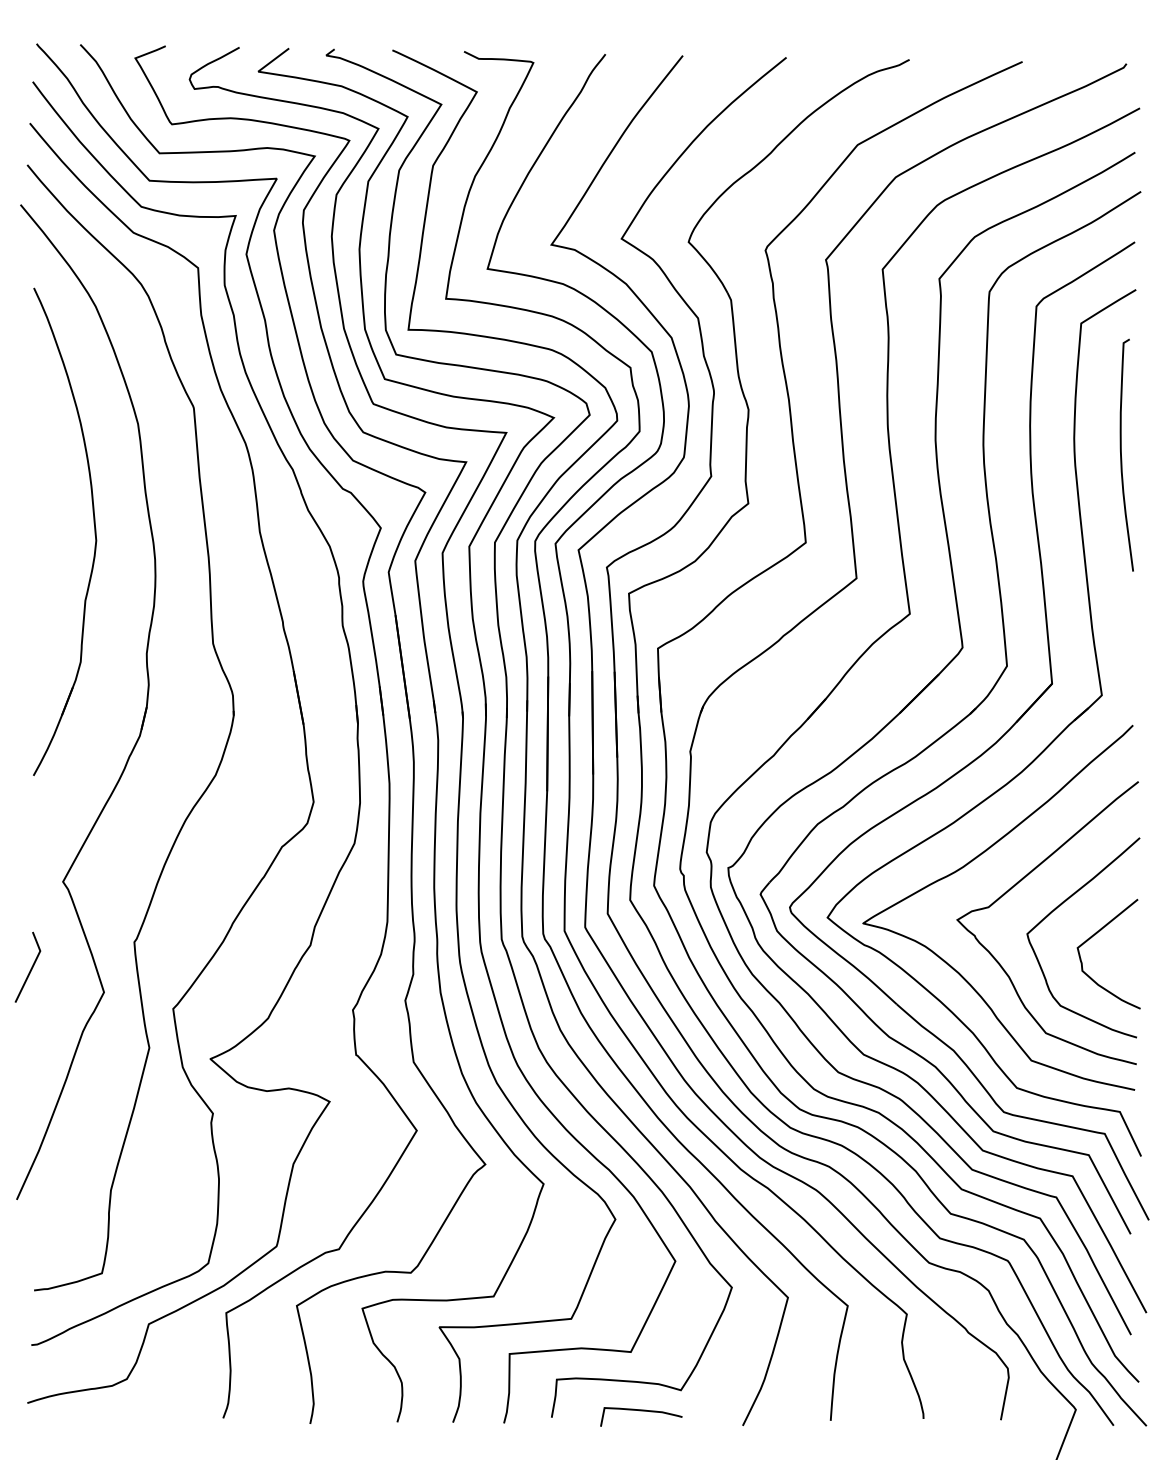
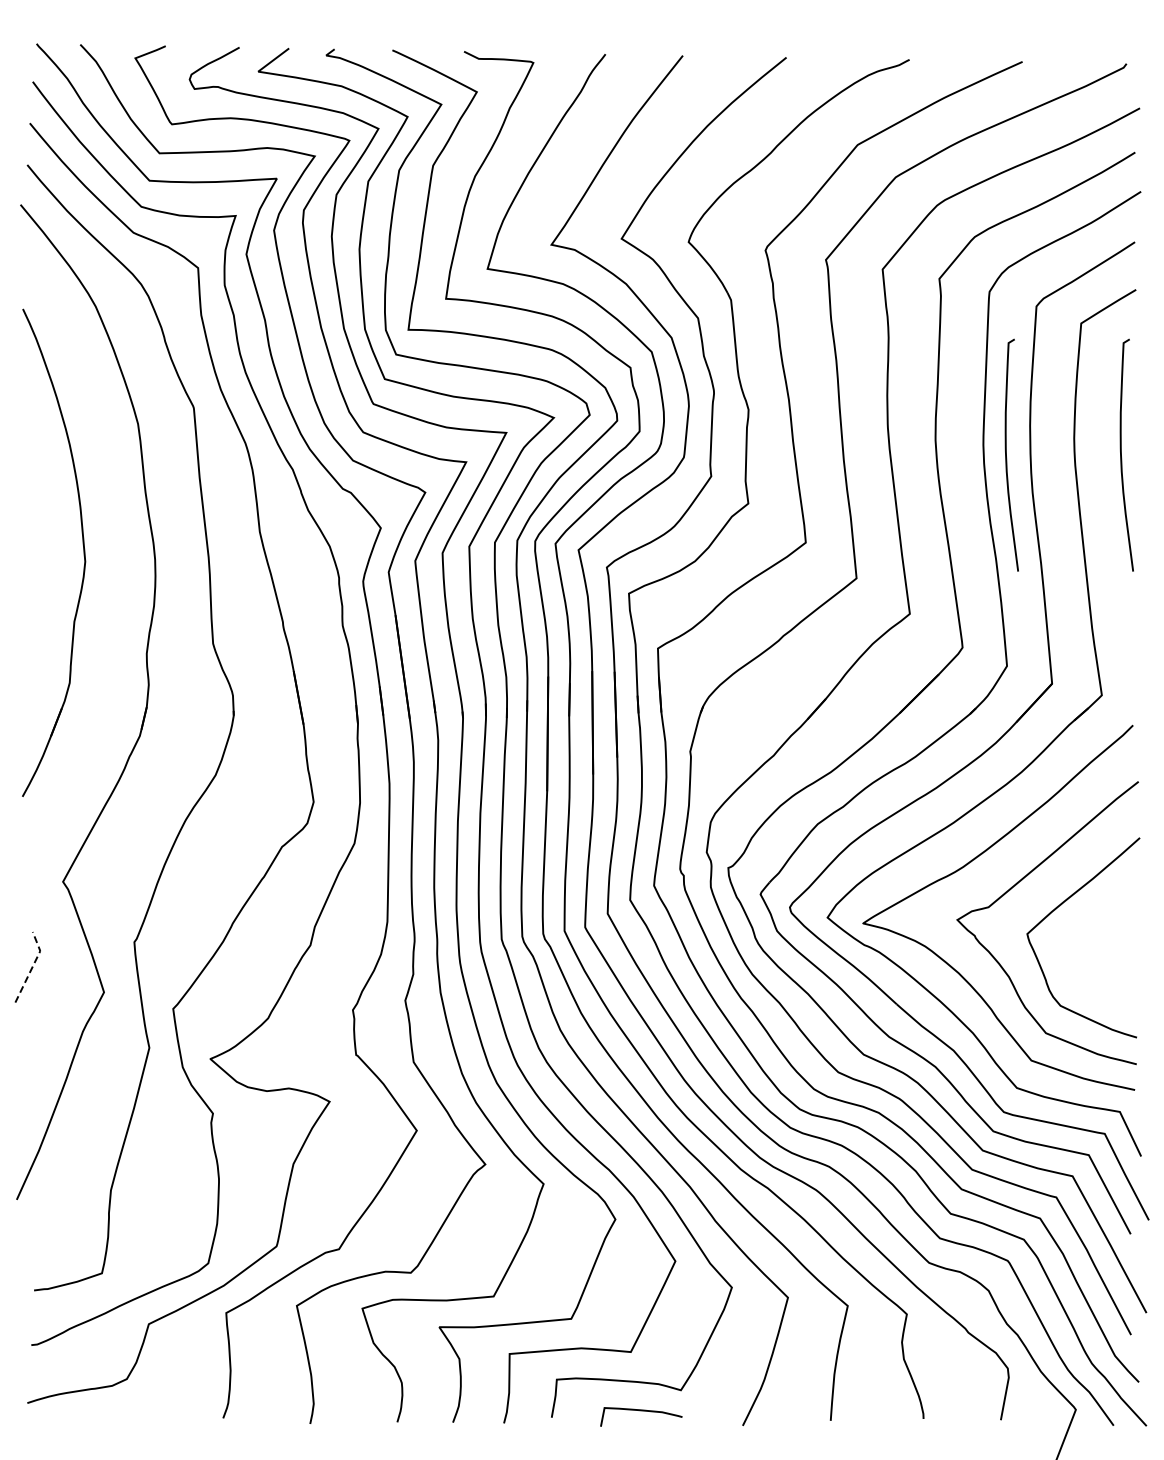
curve: none -> present (1006, 454)
part position: (94, 531) -> (83, 552) (83, 552)
curve: present -> none (1095, 935)
line: solid -> dashed (33, 966)
